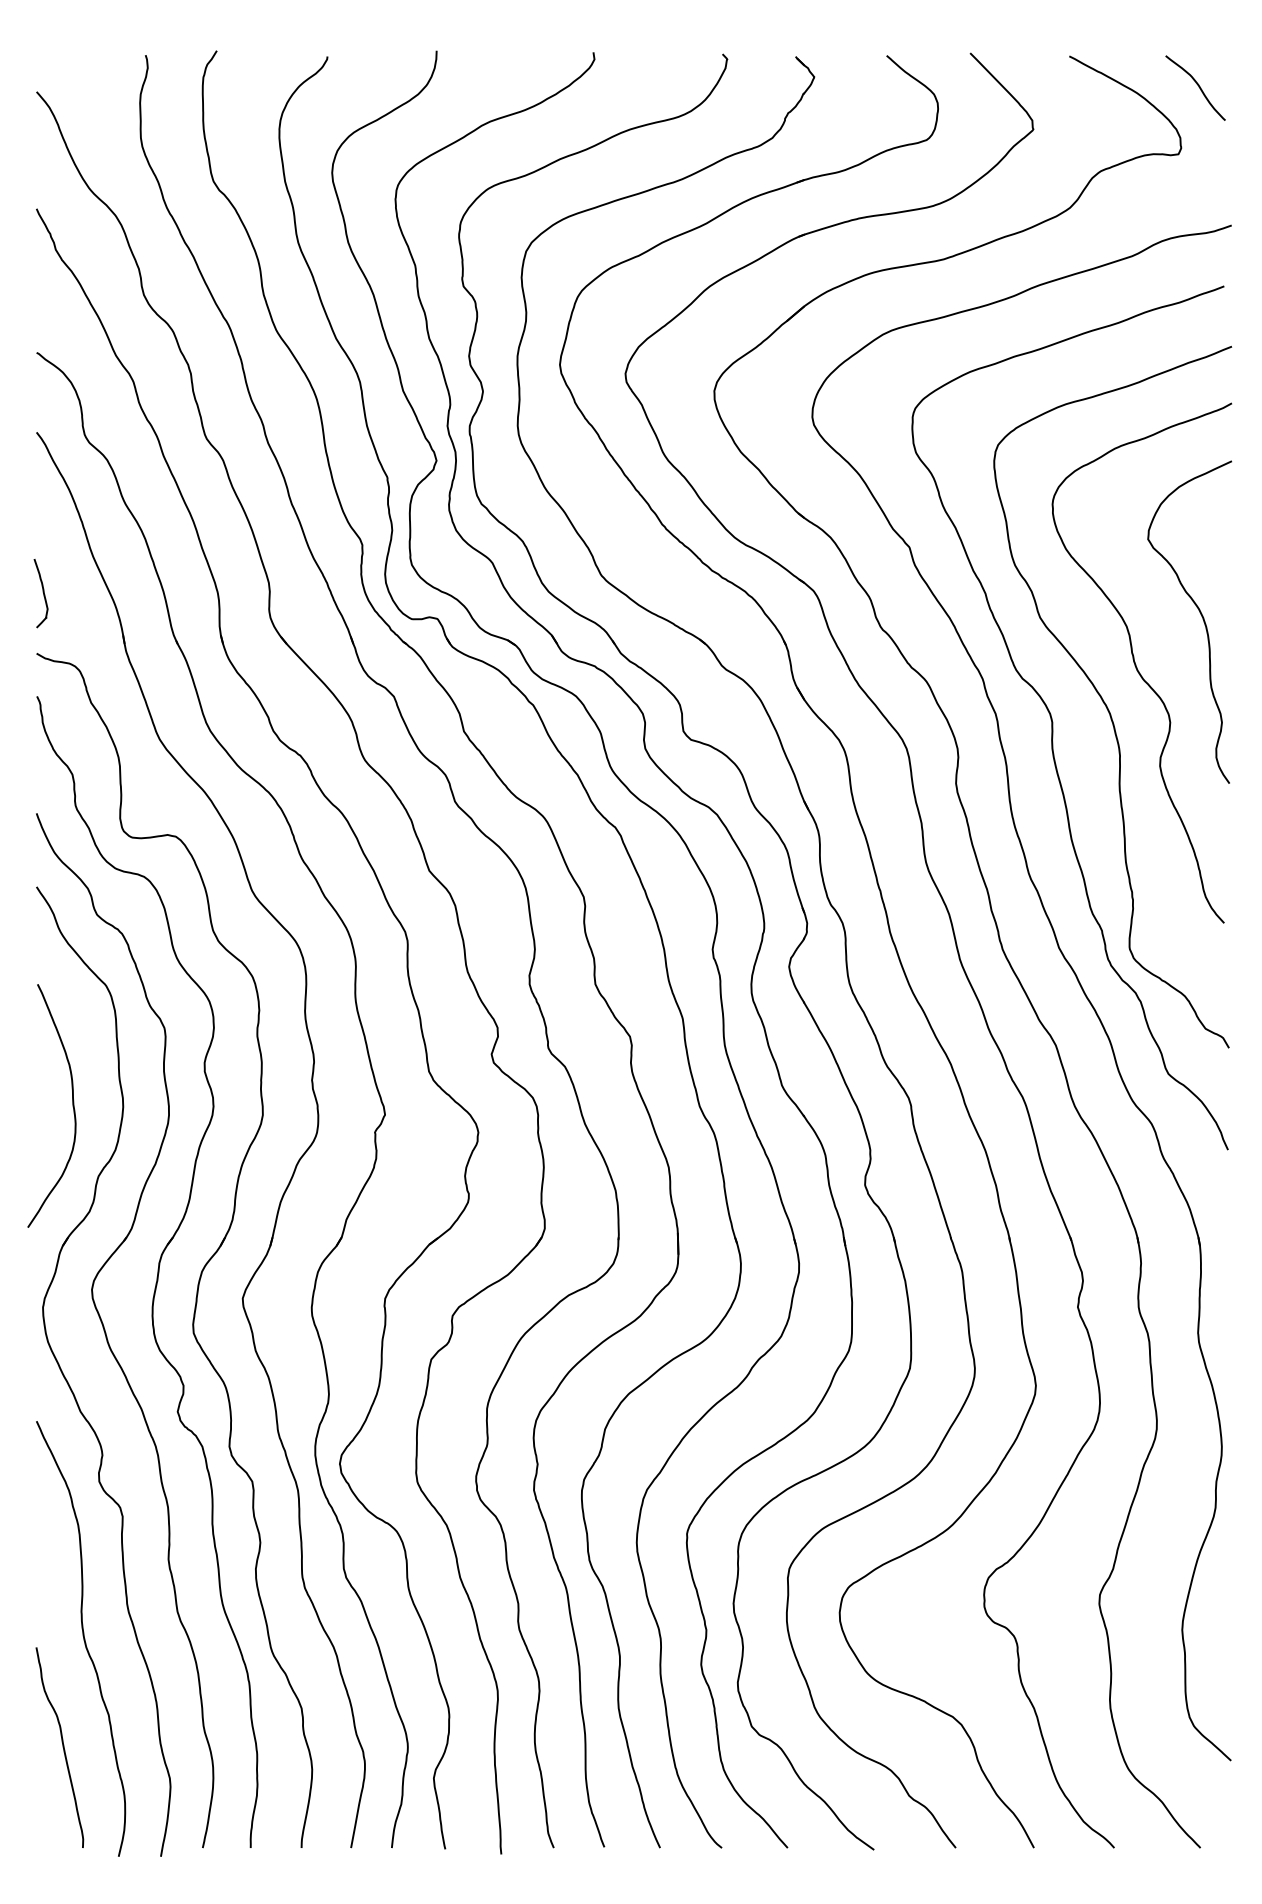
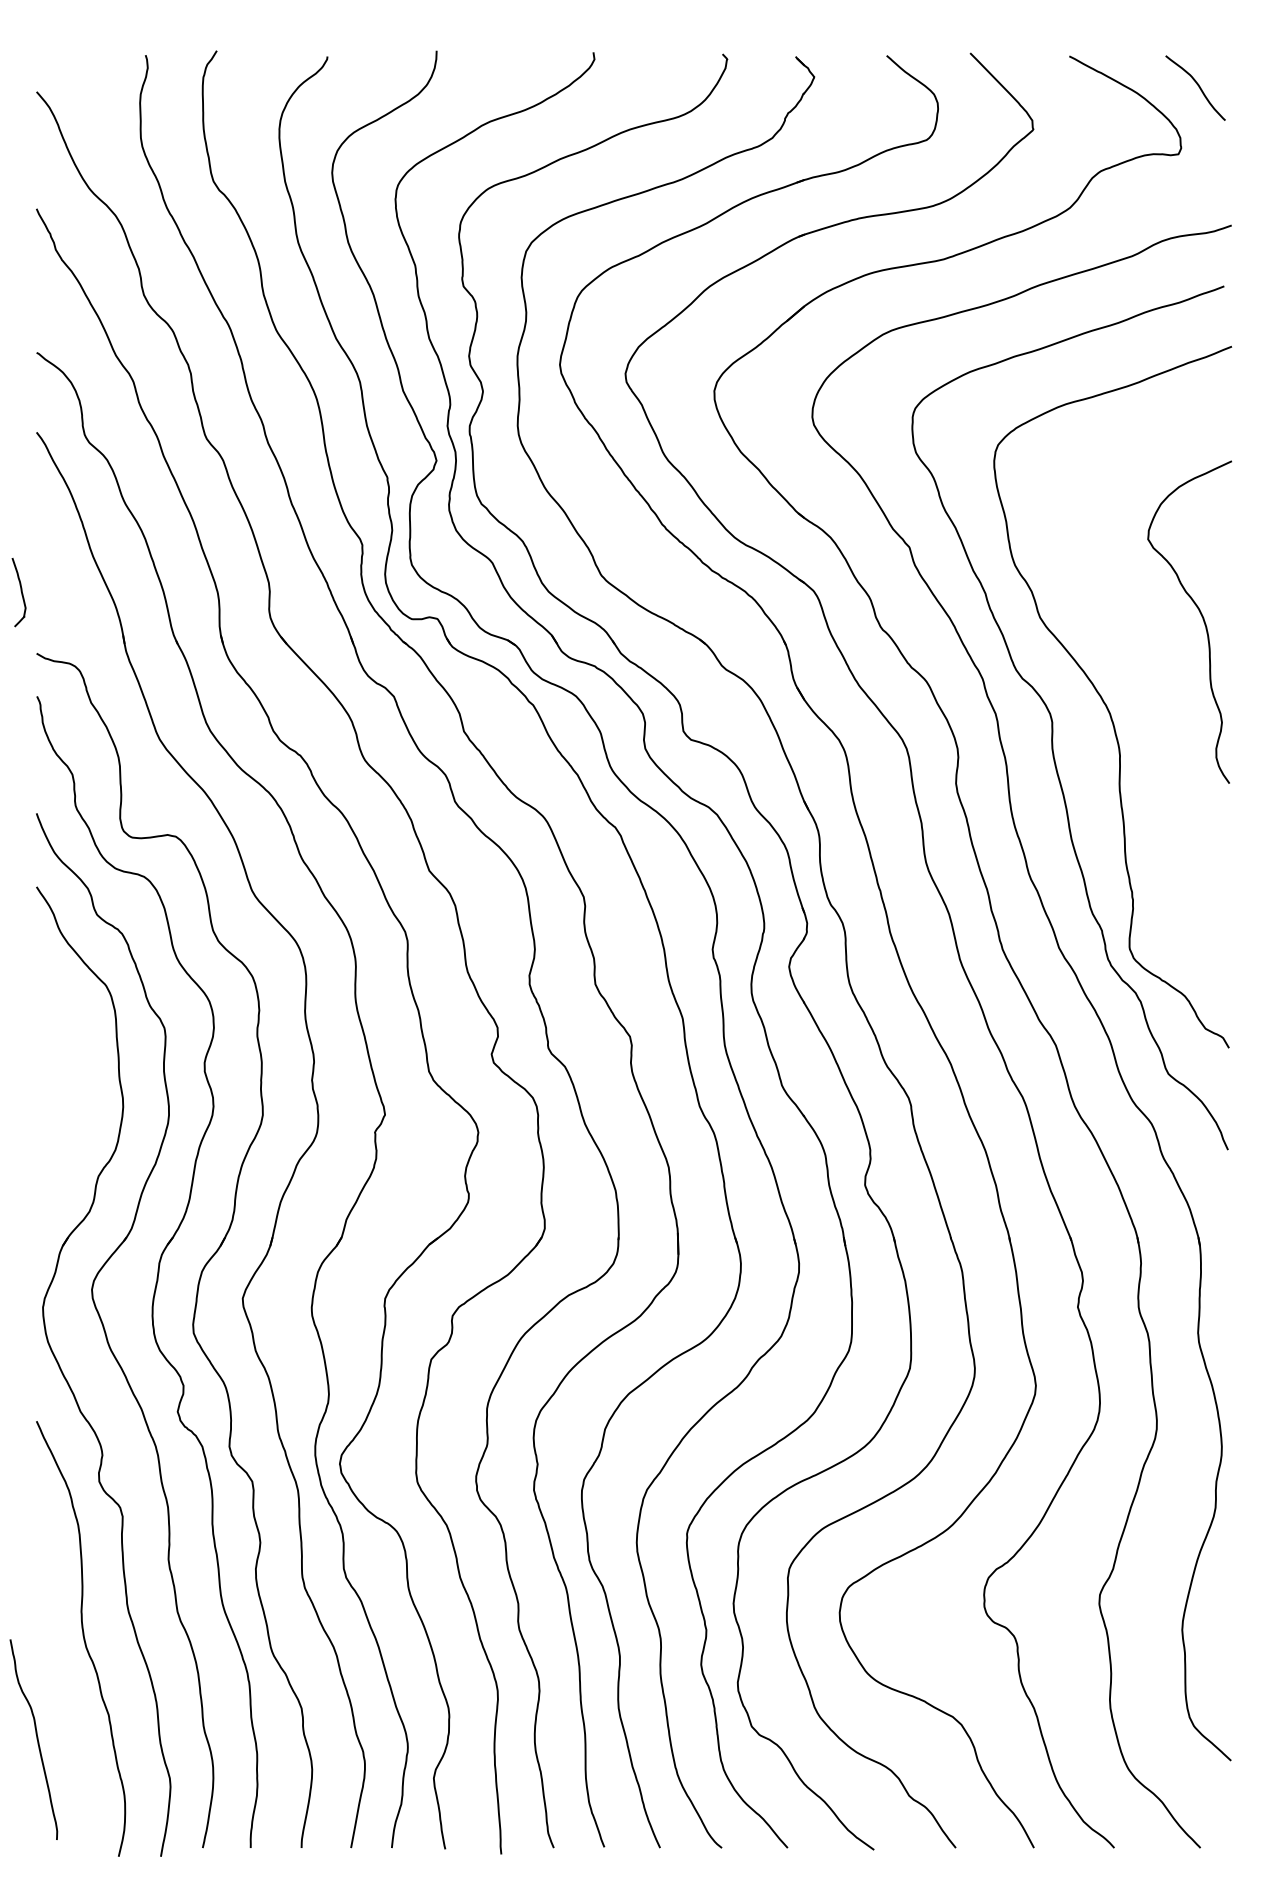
curve position: (42, 592) -> (20, 591) (20, 591)
curve: present -> none (1136, 664)
curve: present -> none (72, 1105)
curve position: (62, 1747) -> (36, 1739) (36, 1739)
